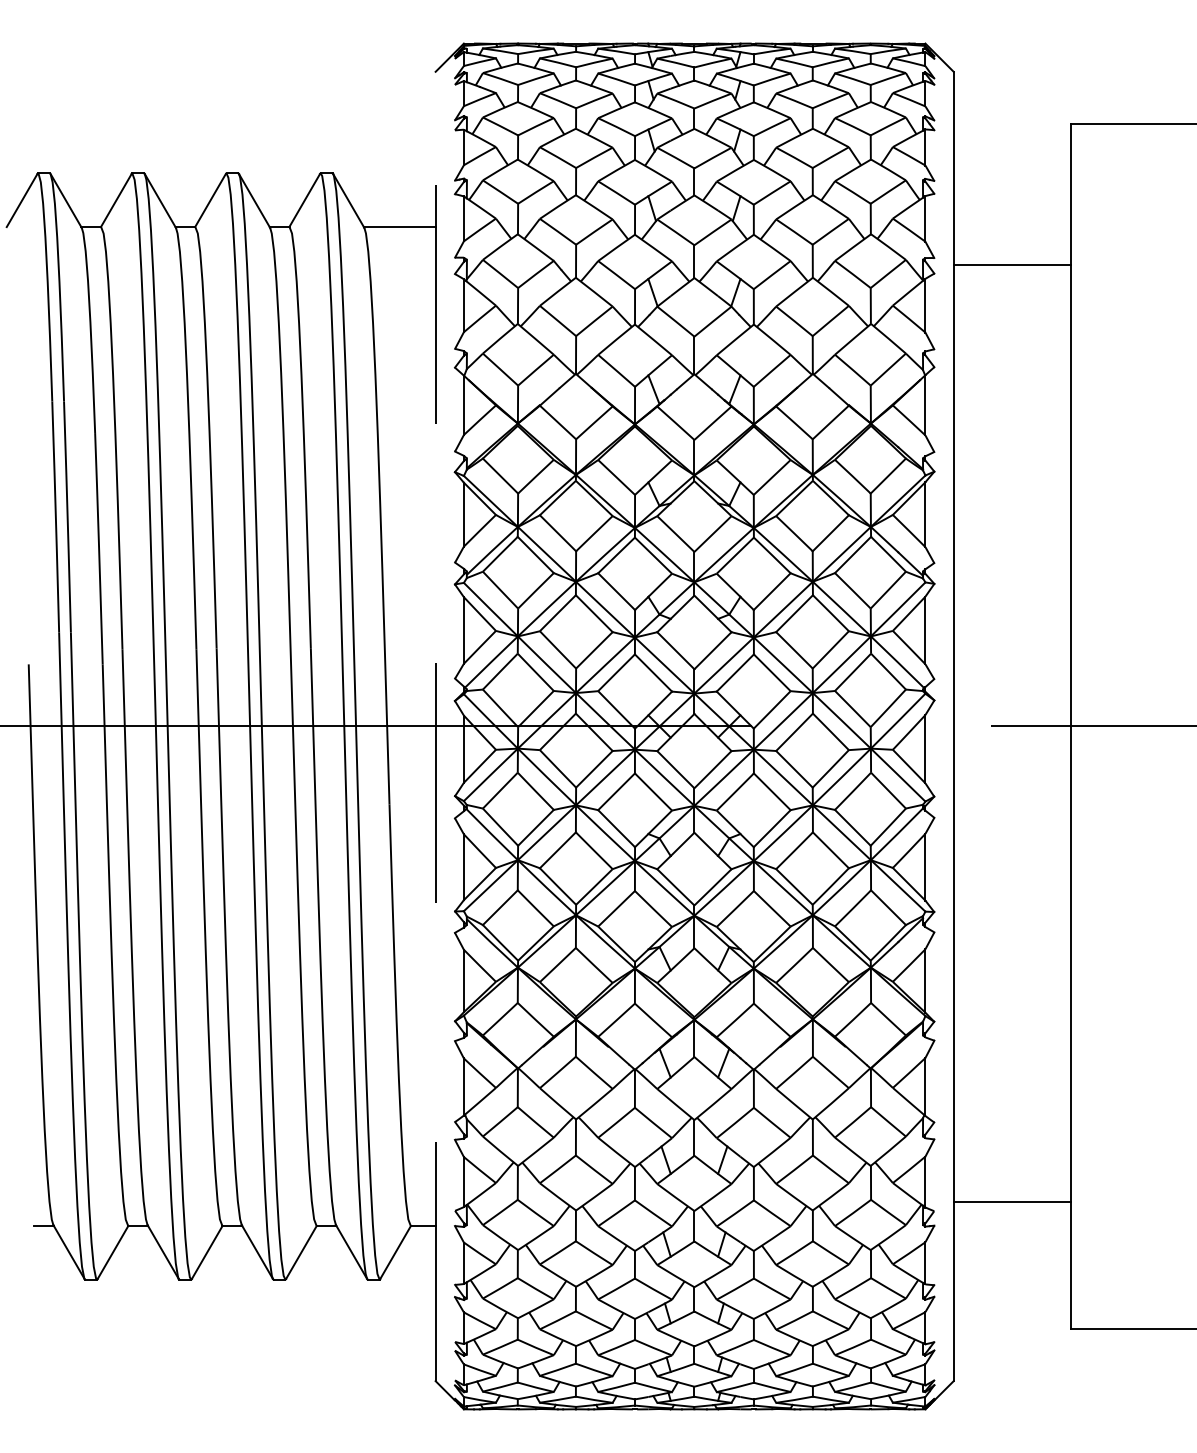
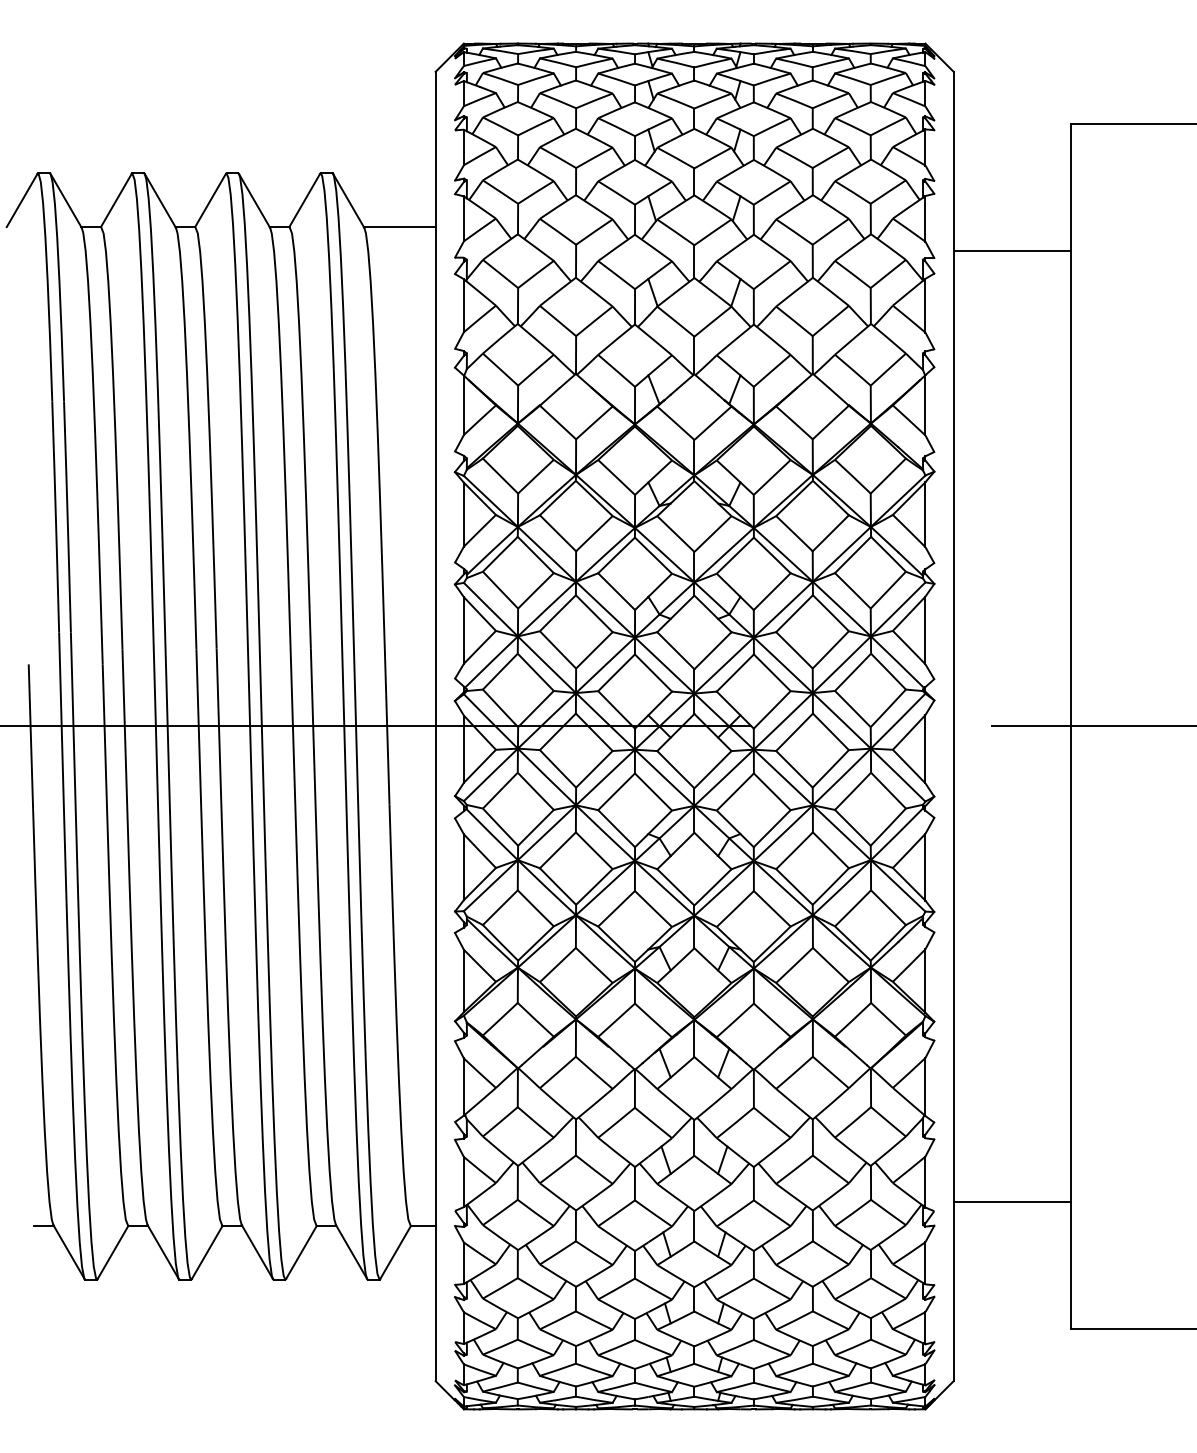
line position: (1012, 264) -> (1012, 250) (1012, 250)
line: dashed -> solid (435, 726)
